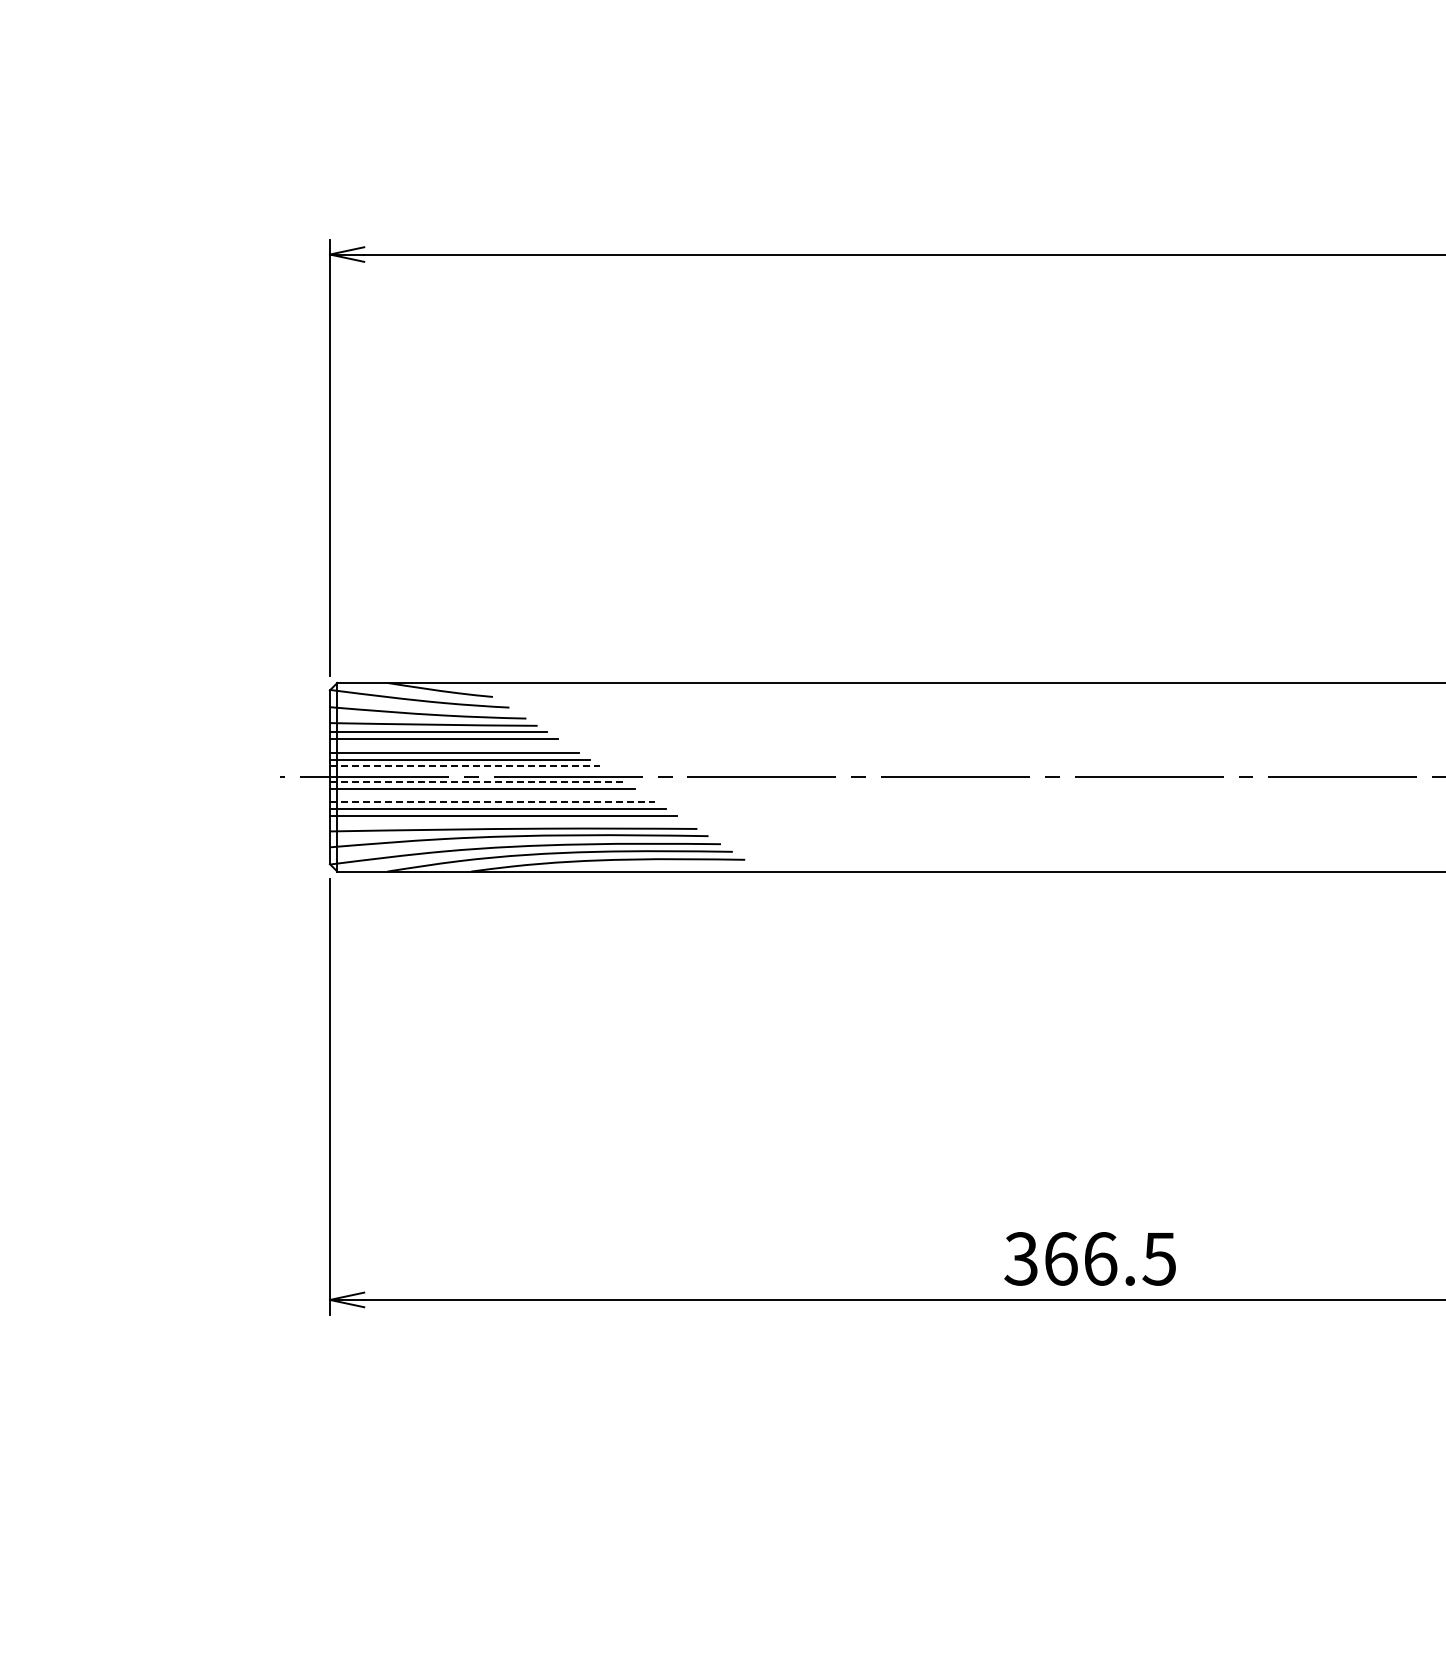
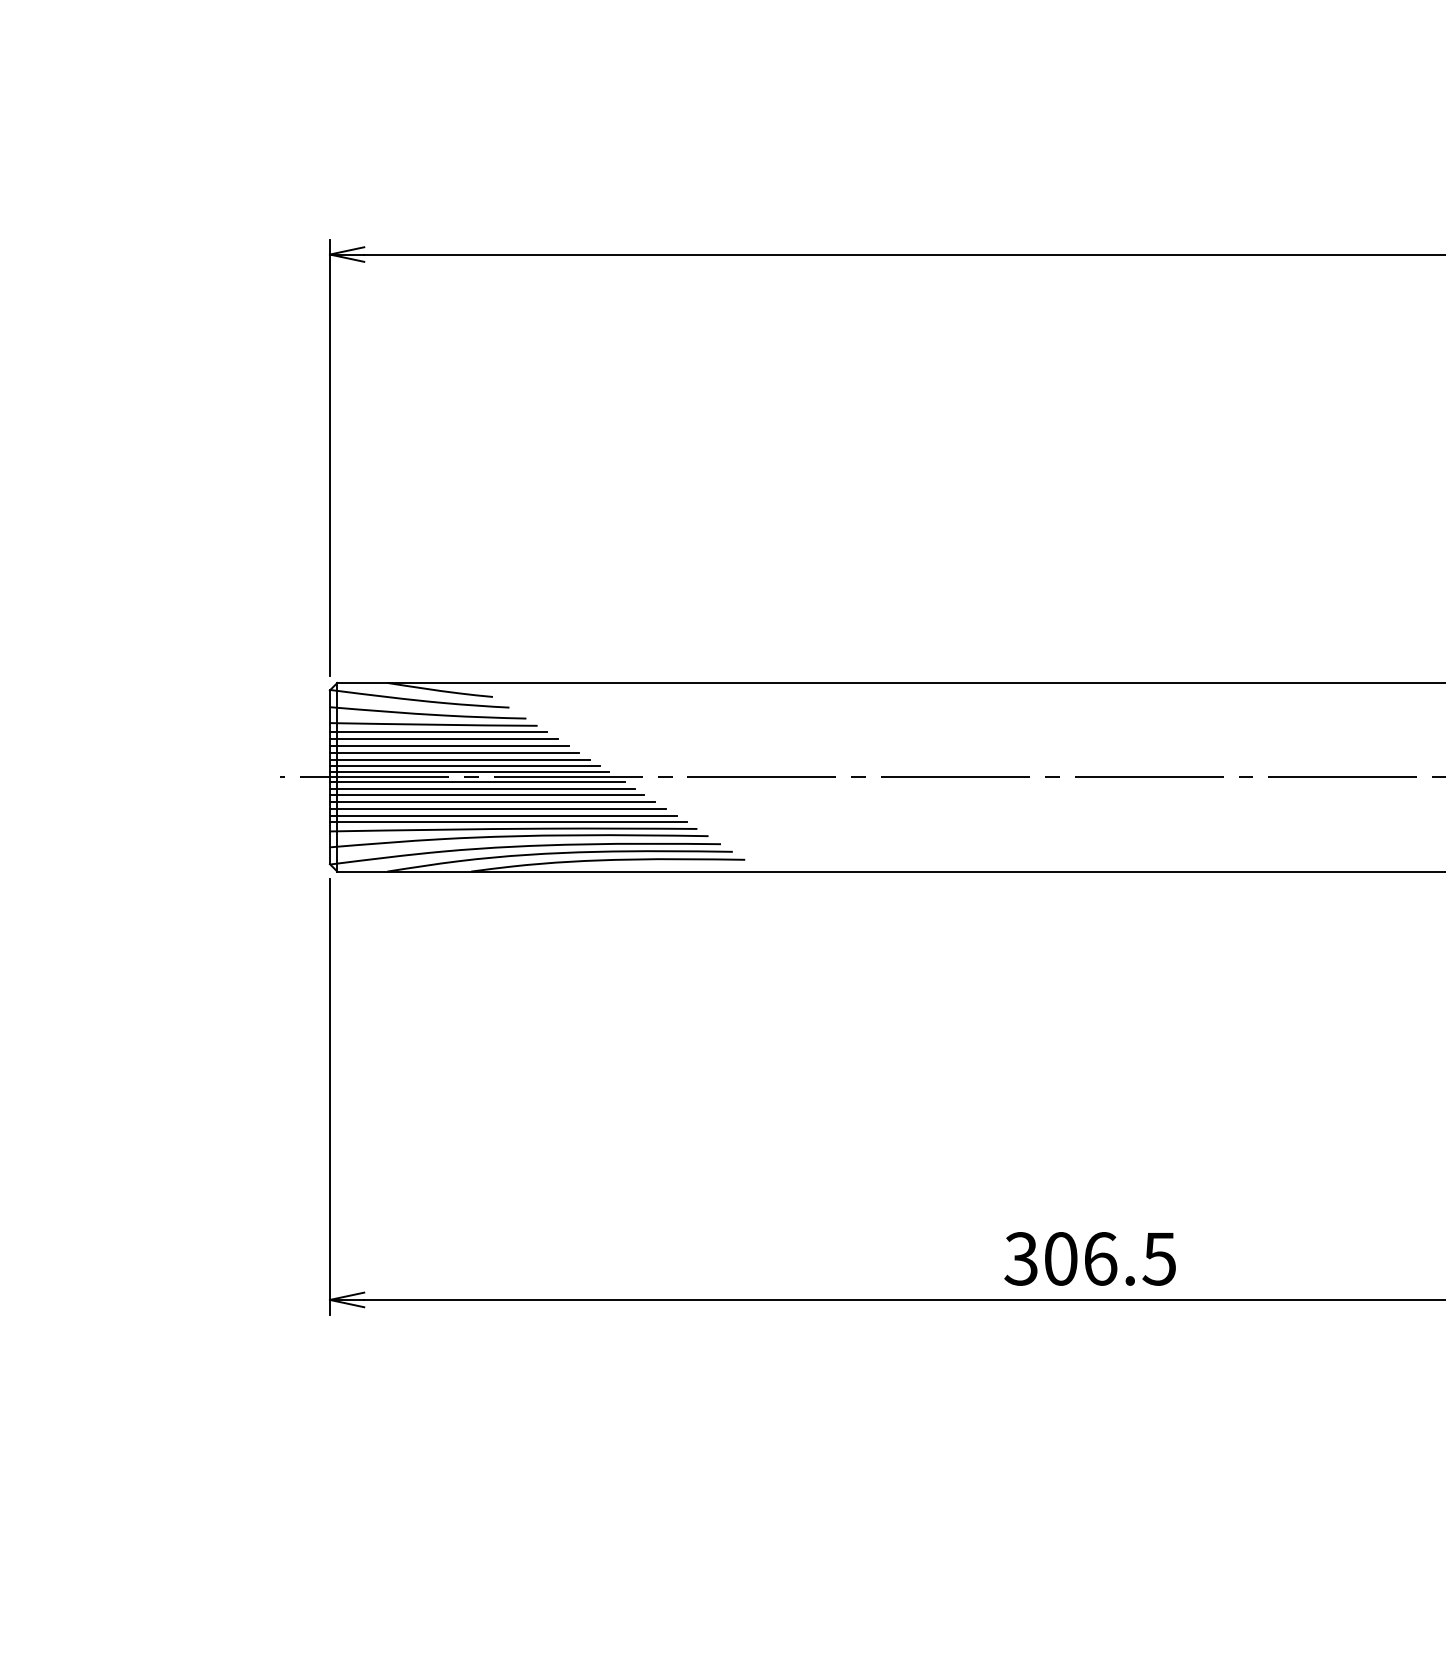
line: none -> present (448, 745)
line: dashed -> solid (464, 765)
line: none -> present (469, 772)
line: dashed -> solid (477, 782)
line: none -> present (486, 794)
line: dashed -> solid (492, 801)
line: none -> present (508, 822)
text: 366.5 -> 306.5 (1061, 1258)
